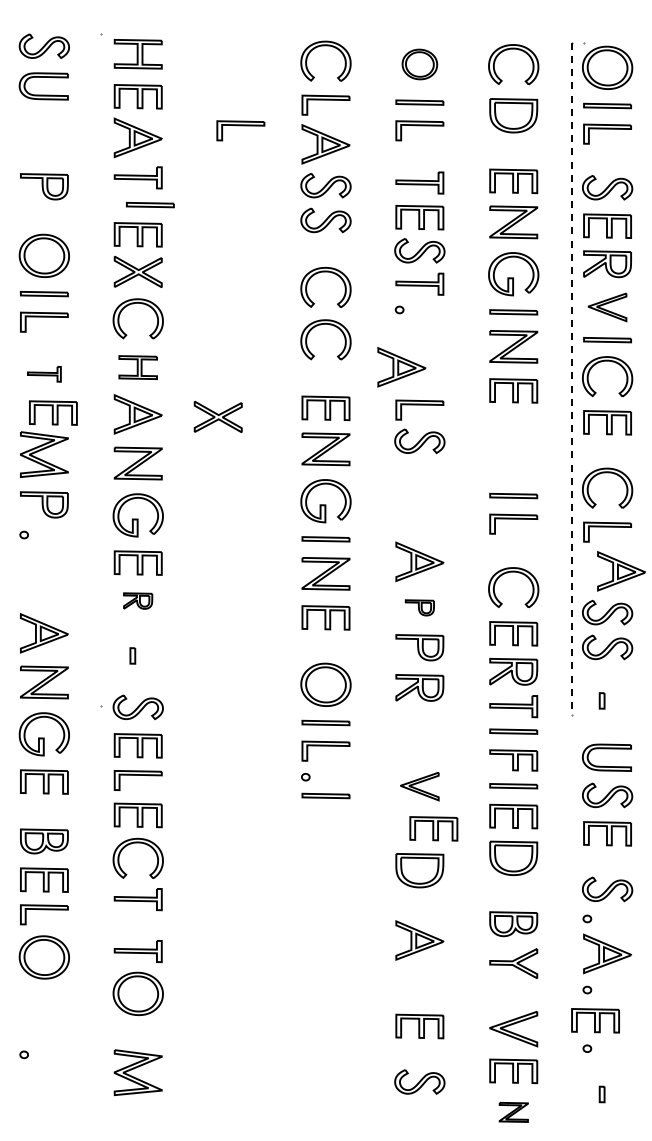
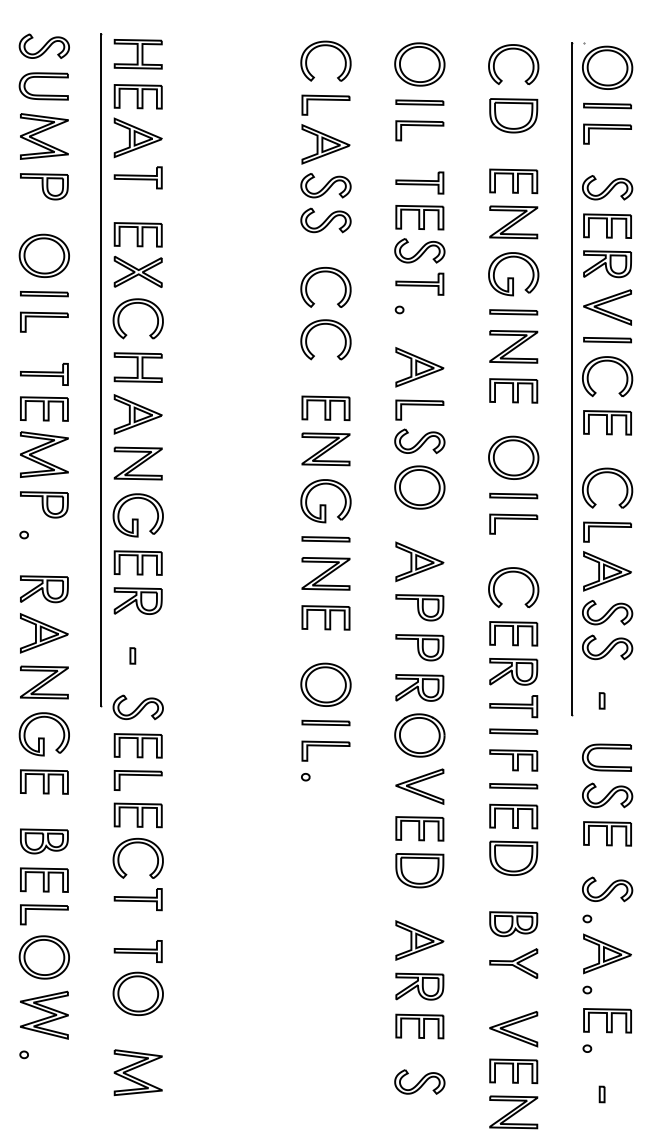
part size: 38x33 px -> 52x45 px (419, 64)
part: present -> none (240, 130)
part: none -> present (44, 136)
part: present -> none (150, 204)
part size: 41x31 px -> 49x37 px (607, 307)
part size: 40x25 px -> 50x31 px (137, 367)
part position: (401, 367) -> (419, 367) (419, 367)
line: none -> present (101, 370)
part size: 35x17 px -> 49x24 px (44, 373)
line: dashed -> solid (572, 378)
part position: (53, 412) -> (44, 408) (44, 408)
part: present -> none (217, 416)
part: none -> present (513, 457)
part: none -> present (419, 487)
part position: (621, 571) -> (607, 571) (607, 571)
part: none -> present (44, 589)
part size: 31x18 px -> 50x28 px (137, 600)
part size: 31x18 px -> 50x28 px (419, 607)
part: none -> present (419, 735)
part size: 40x30 px -> 50x37 px (419, 786)
part: present -> none (325, 795)
part position: (433, 828) -> (419, 828) (419, 828)
part: none -> present (419, 986)
part: none -> present (44, 1014)
part position: (595, 1020) -> (607, 1020) (607, 1020)
part size: 31x21 px -> 50x35 px (513, 1112)
